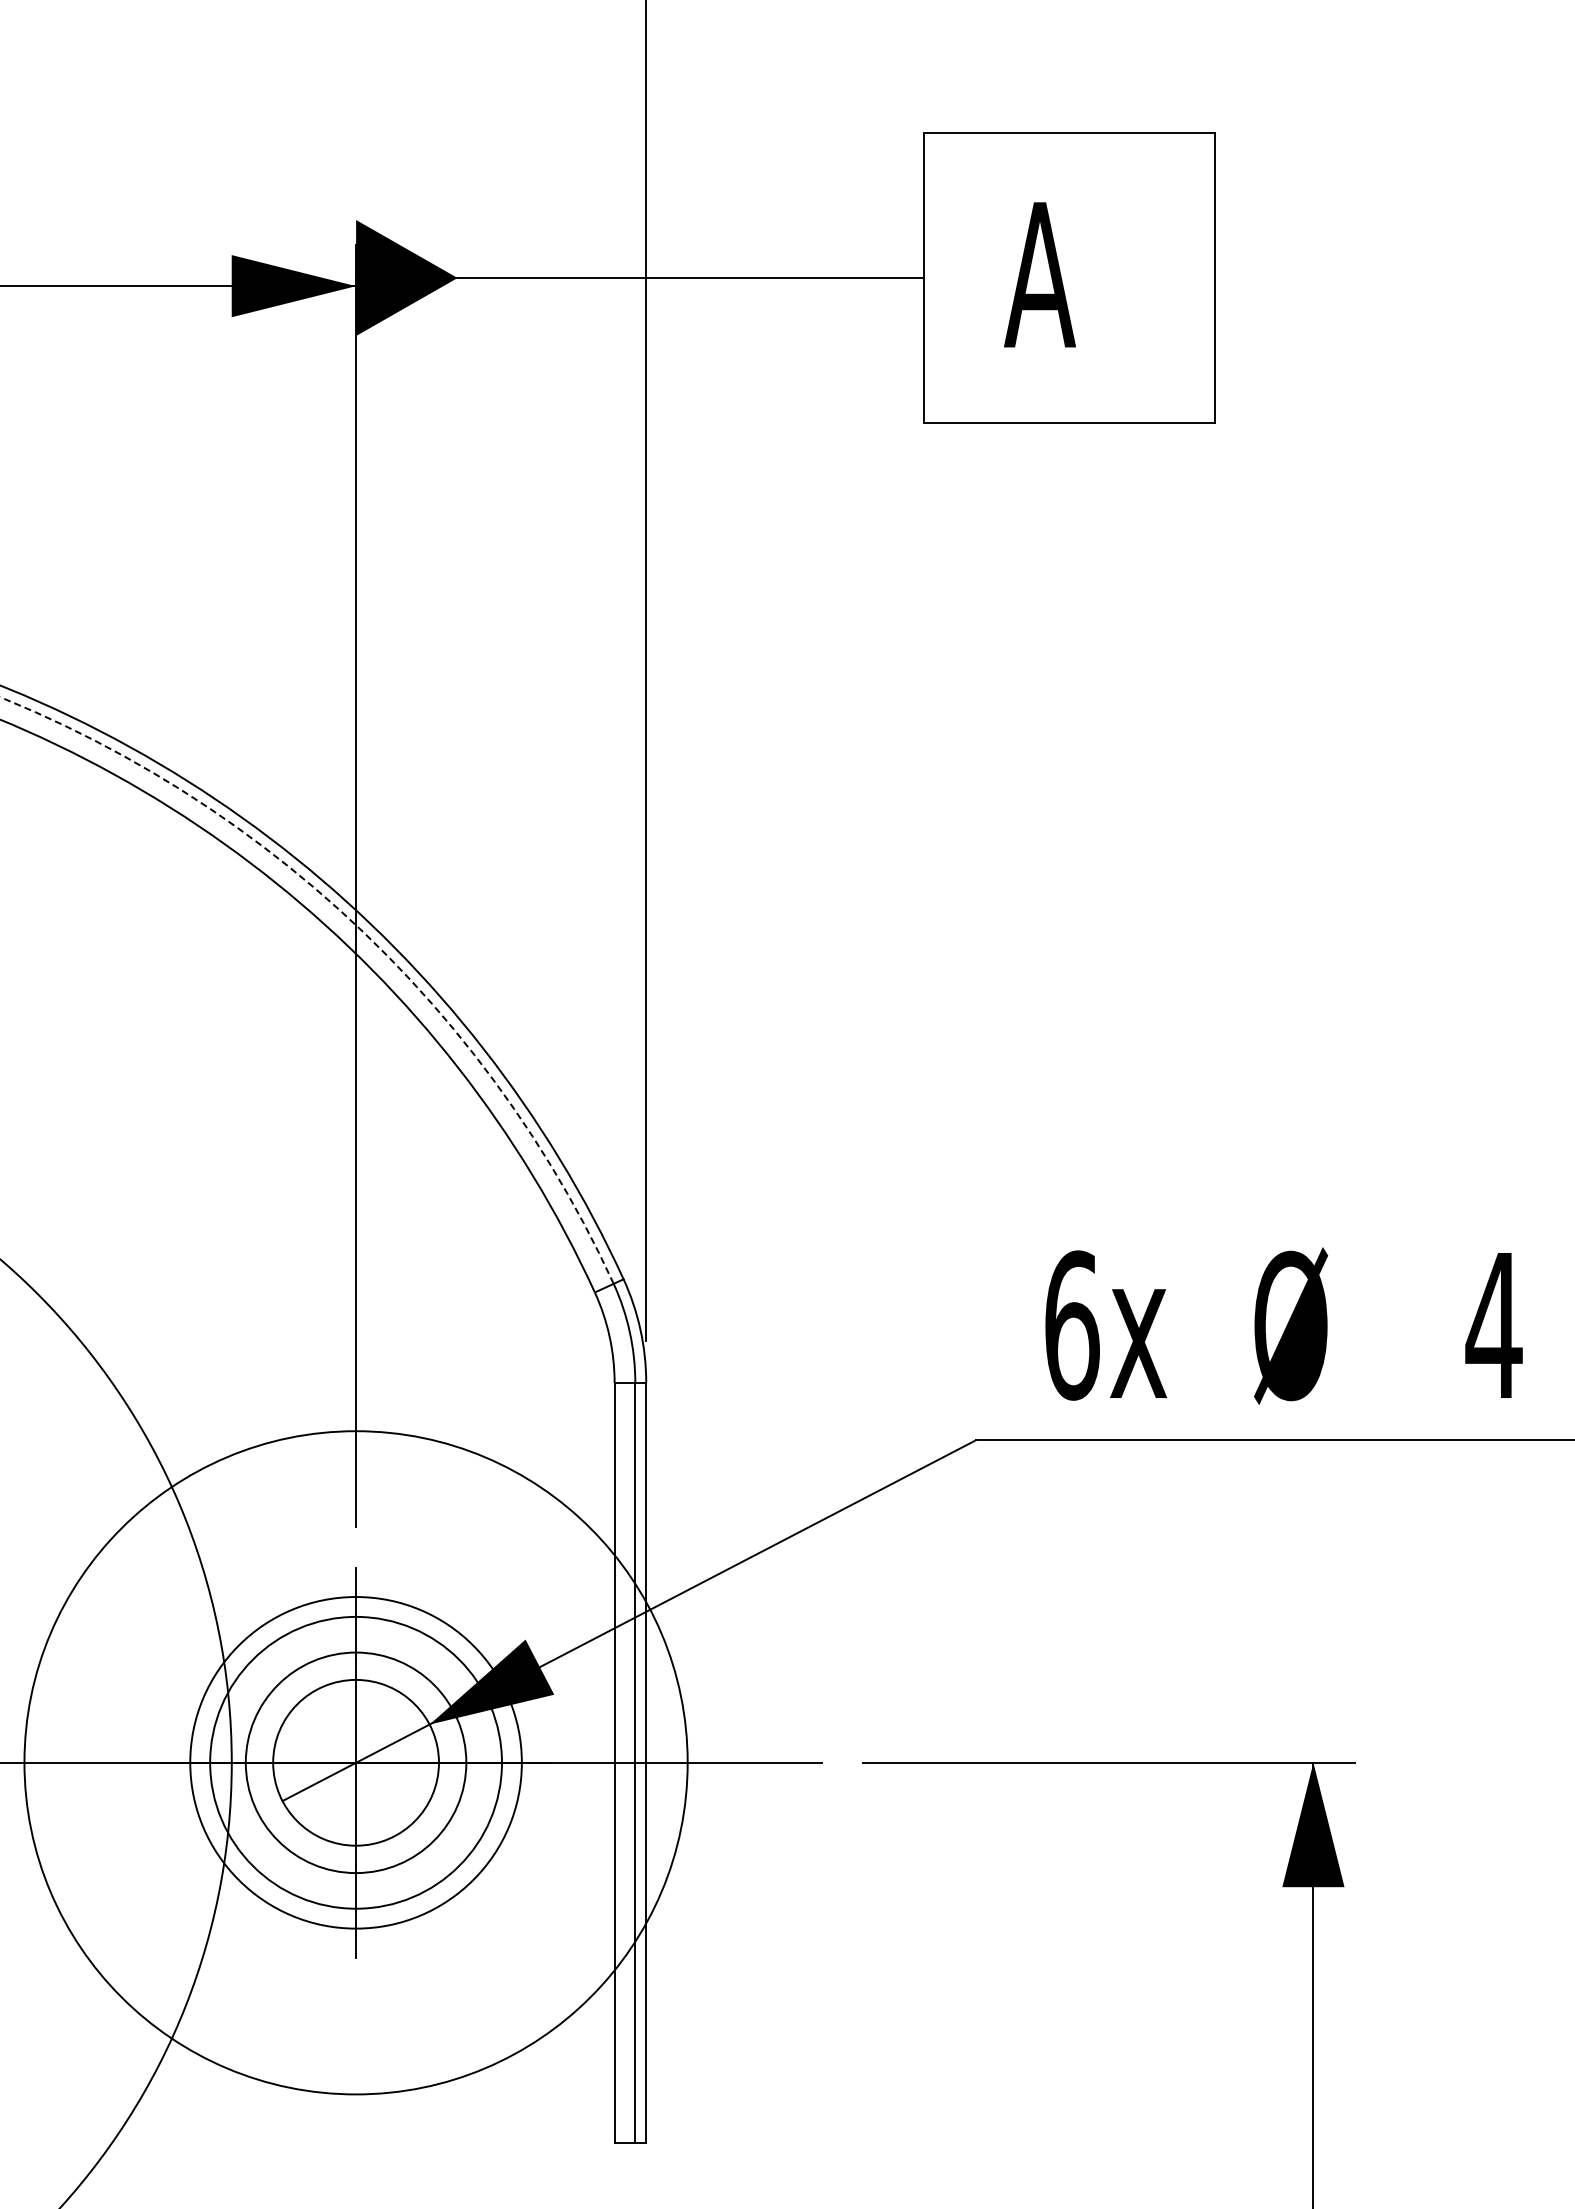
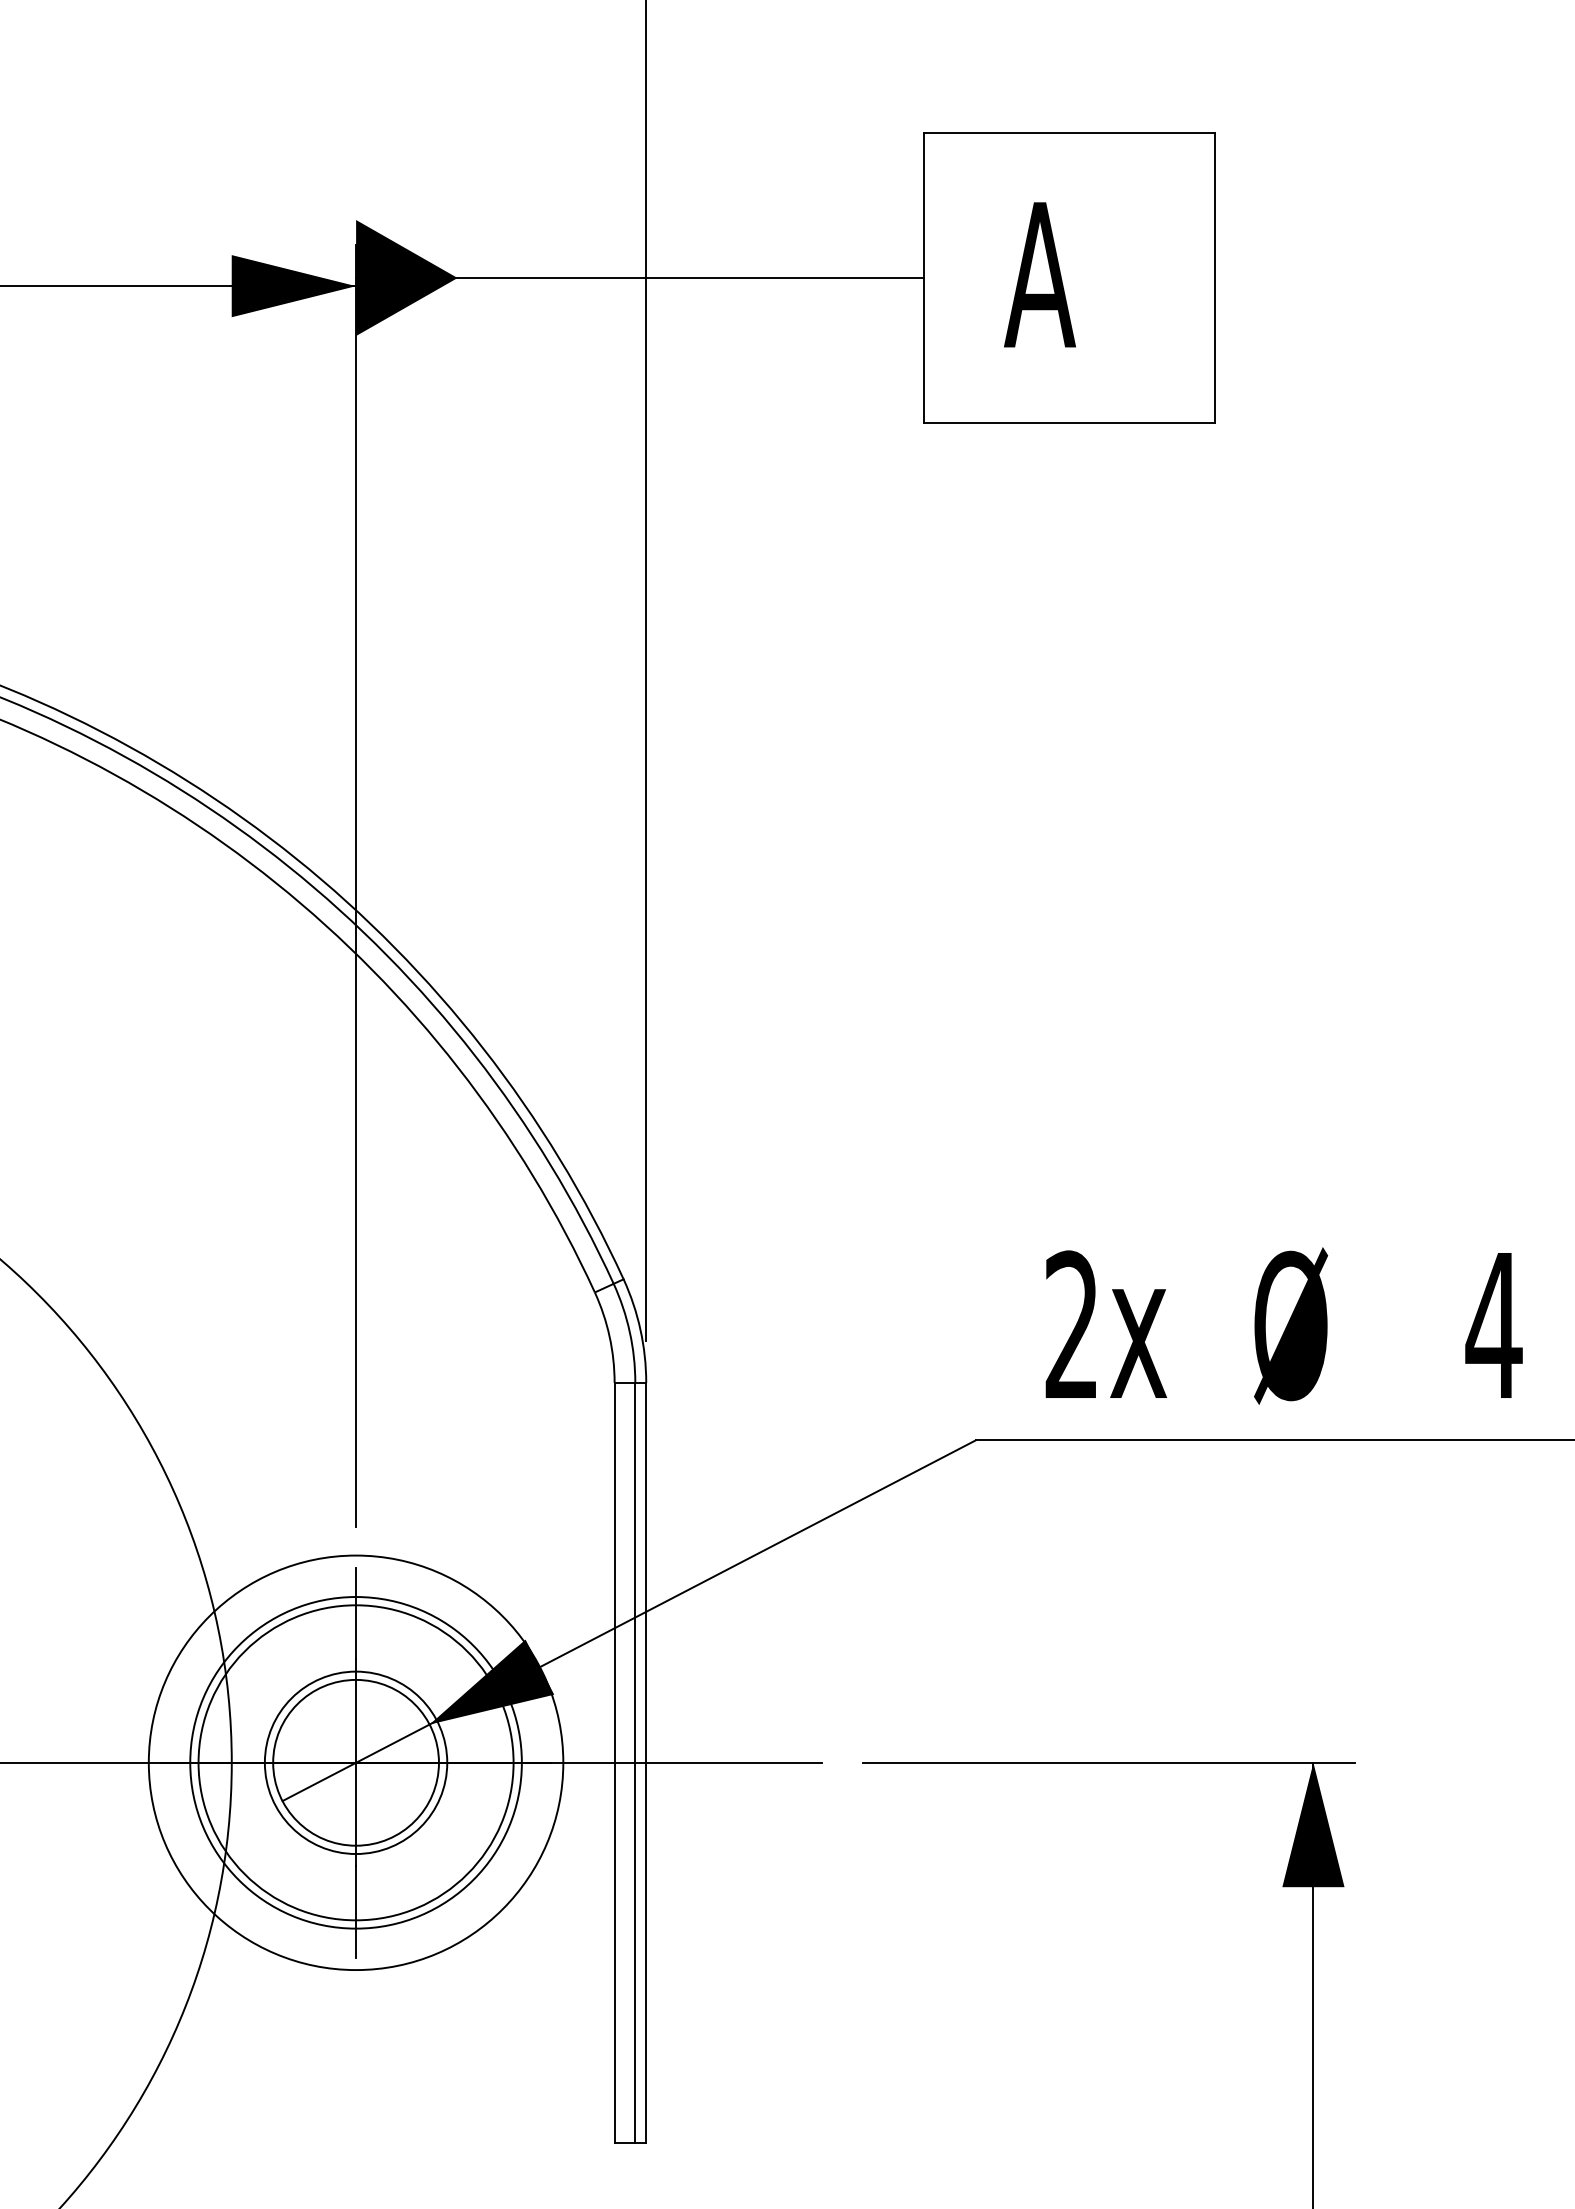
arc: dashed -> solid (361, 930)
text: 6x -> 2x (1072, 1325)
circle diameter: 221 px -> 315 px (355, 1762)
circle diameter: 292 px -> 182 px (355, 1762)
circle diameter: 663 px -> 415 px (355, 1762)
